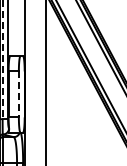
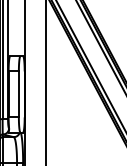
line: dashed -> solid (2, 60)
line: dashed -> solid (18, 94)
